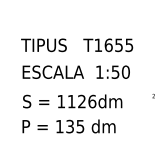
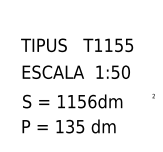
text: T1655 -> T1155 (108, 45)
text: 1126dm -> 1156dm (81, 101)
